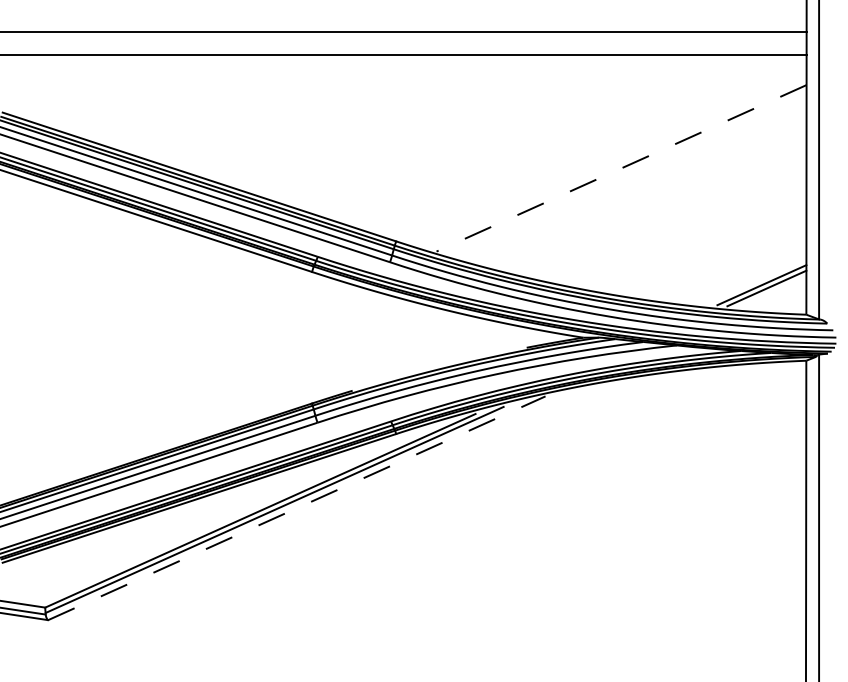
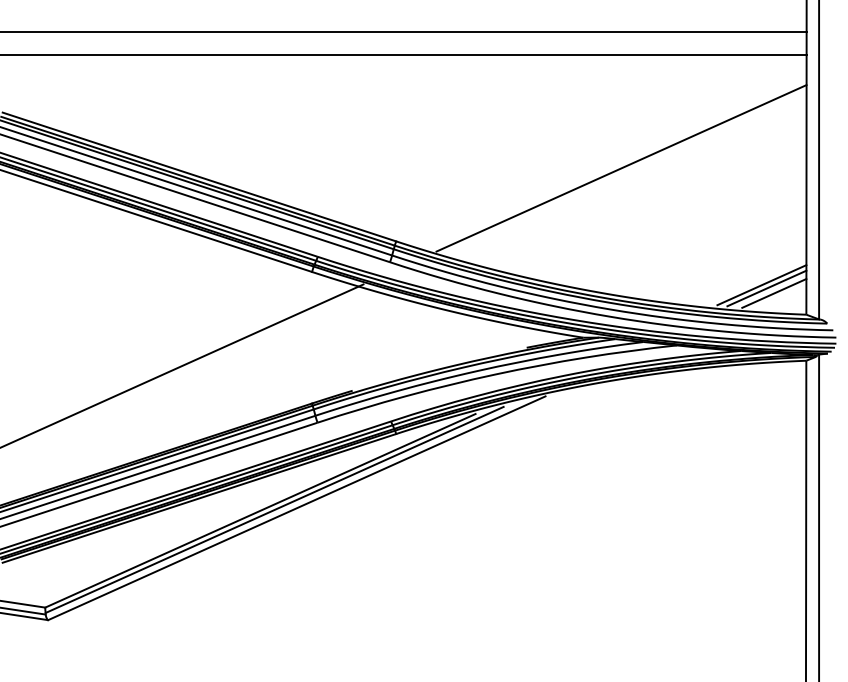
line: dashed -> solid (621, 168)
line: none -> present (774, 293)
line: none -> present (182, 365)
line: dashed -> solid (296, 508)
